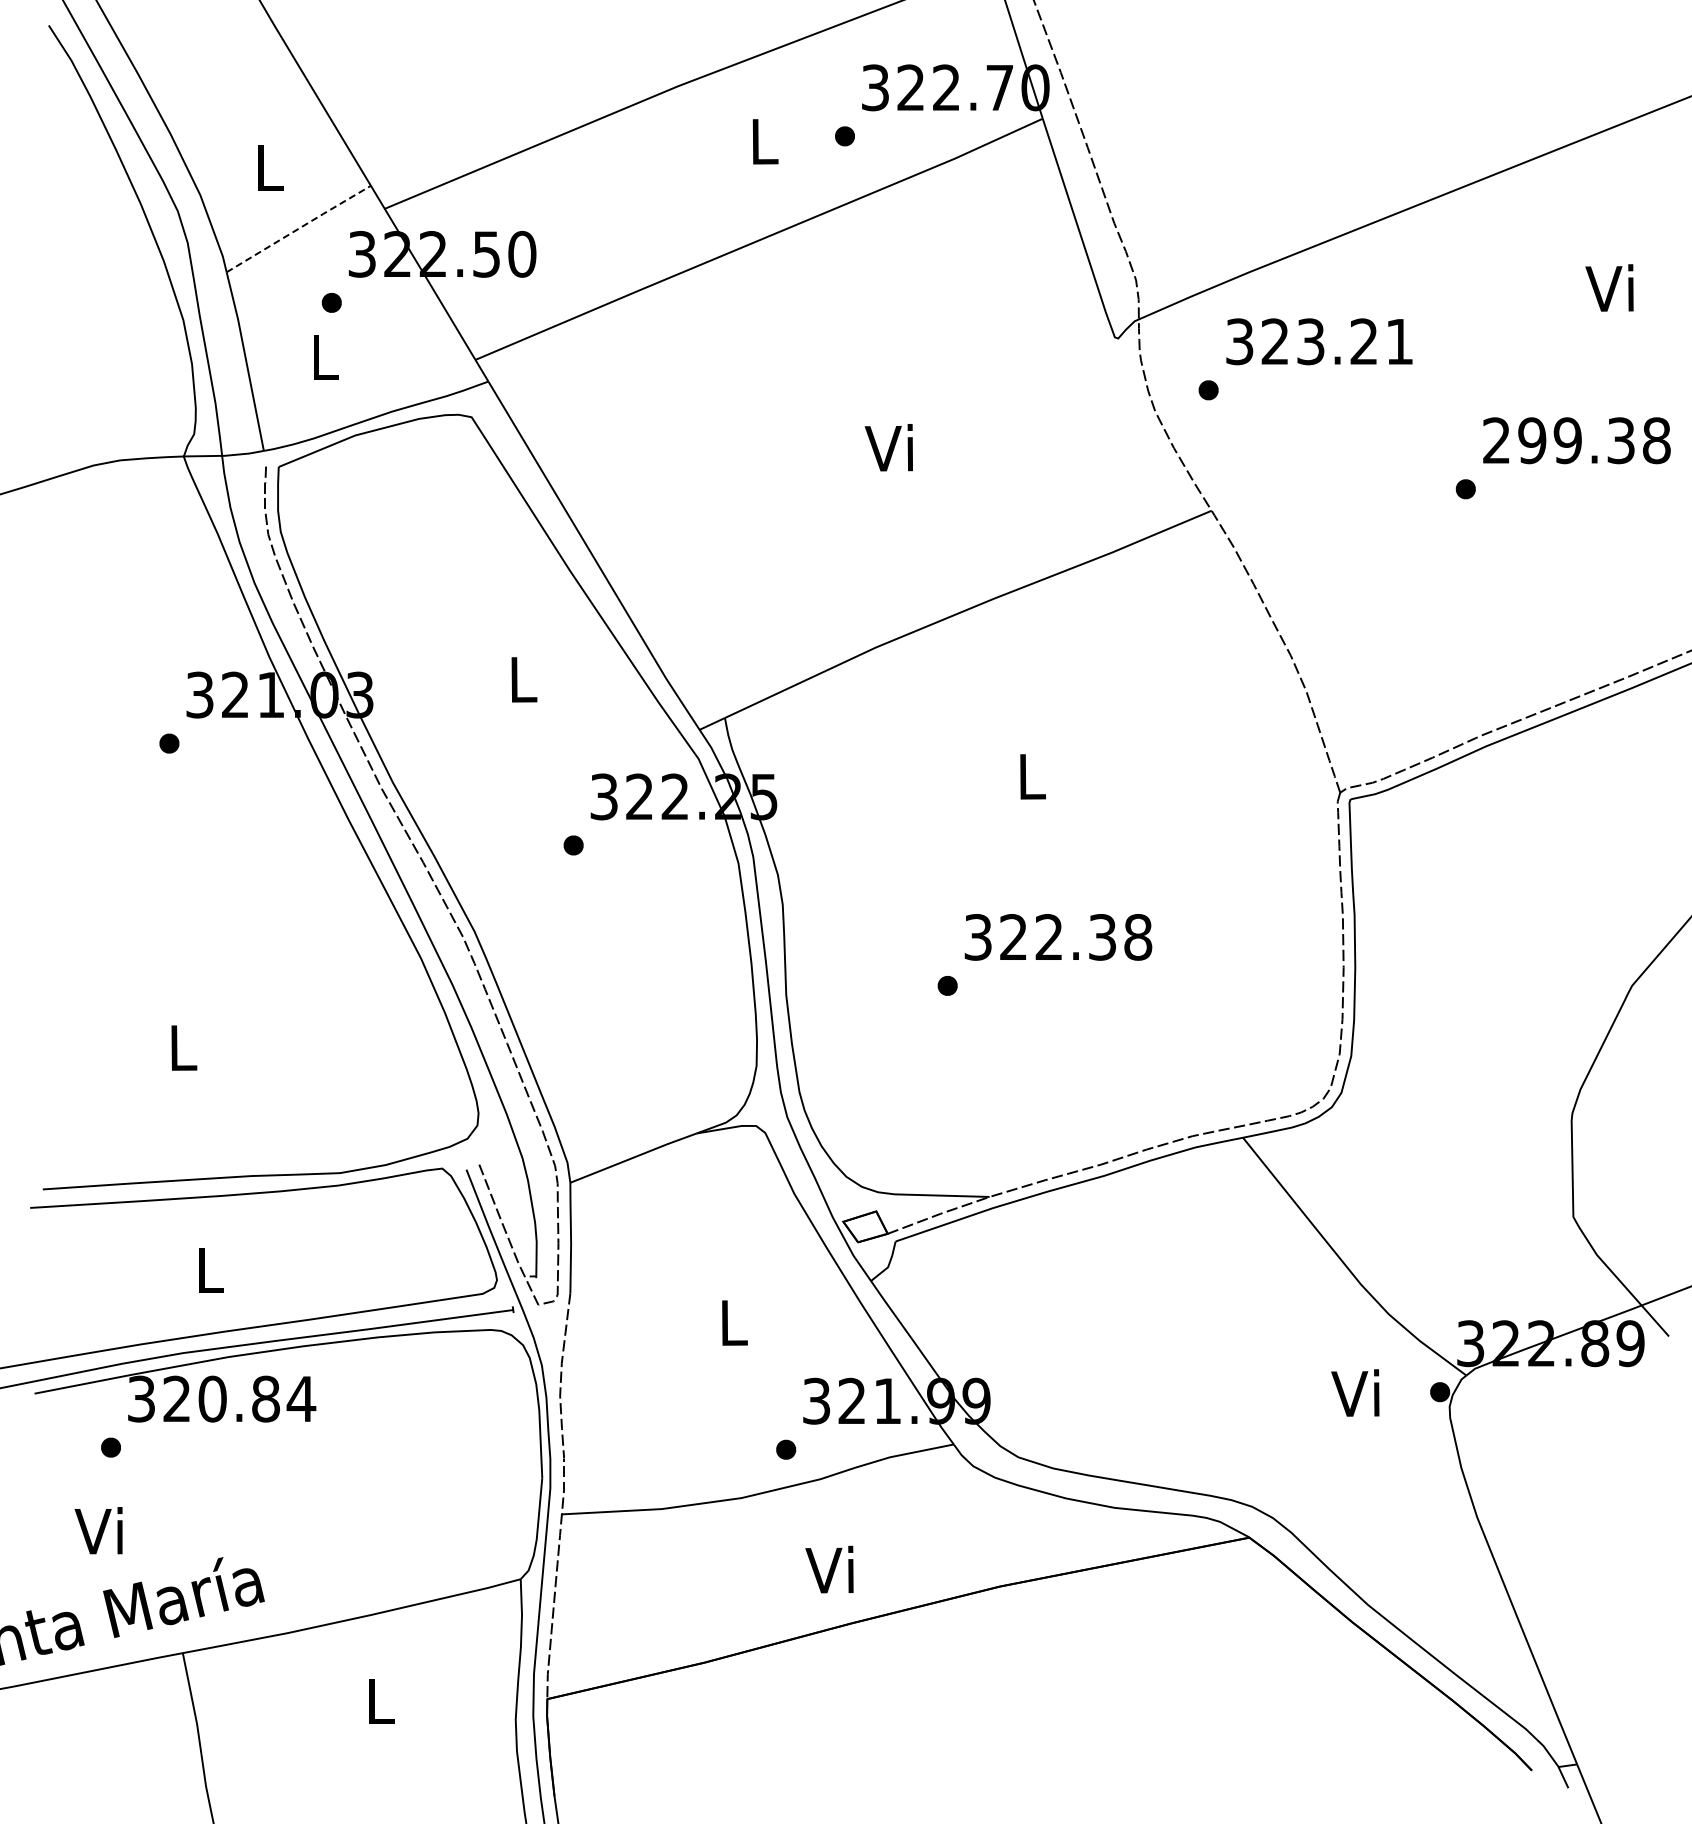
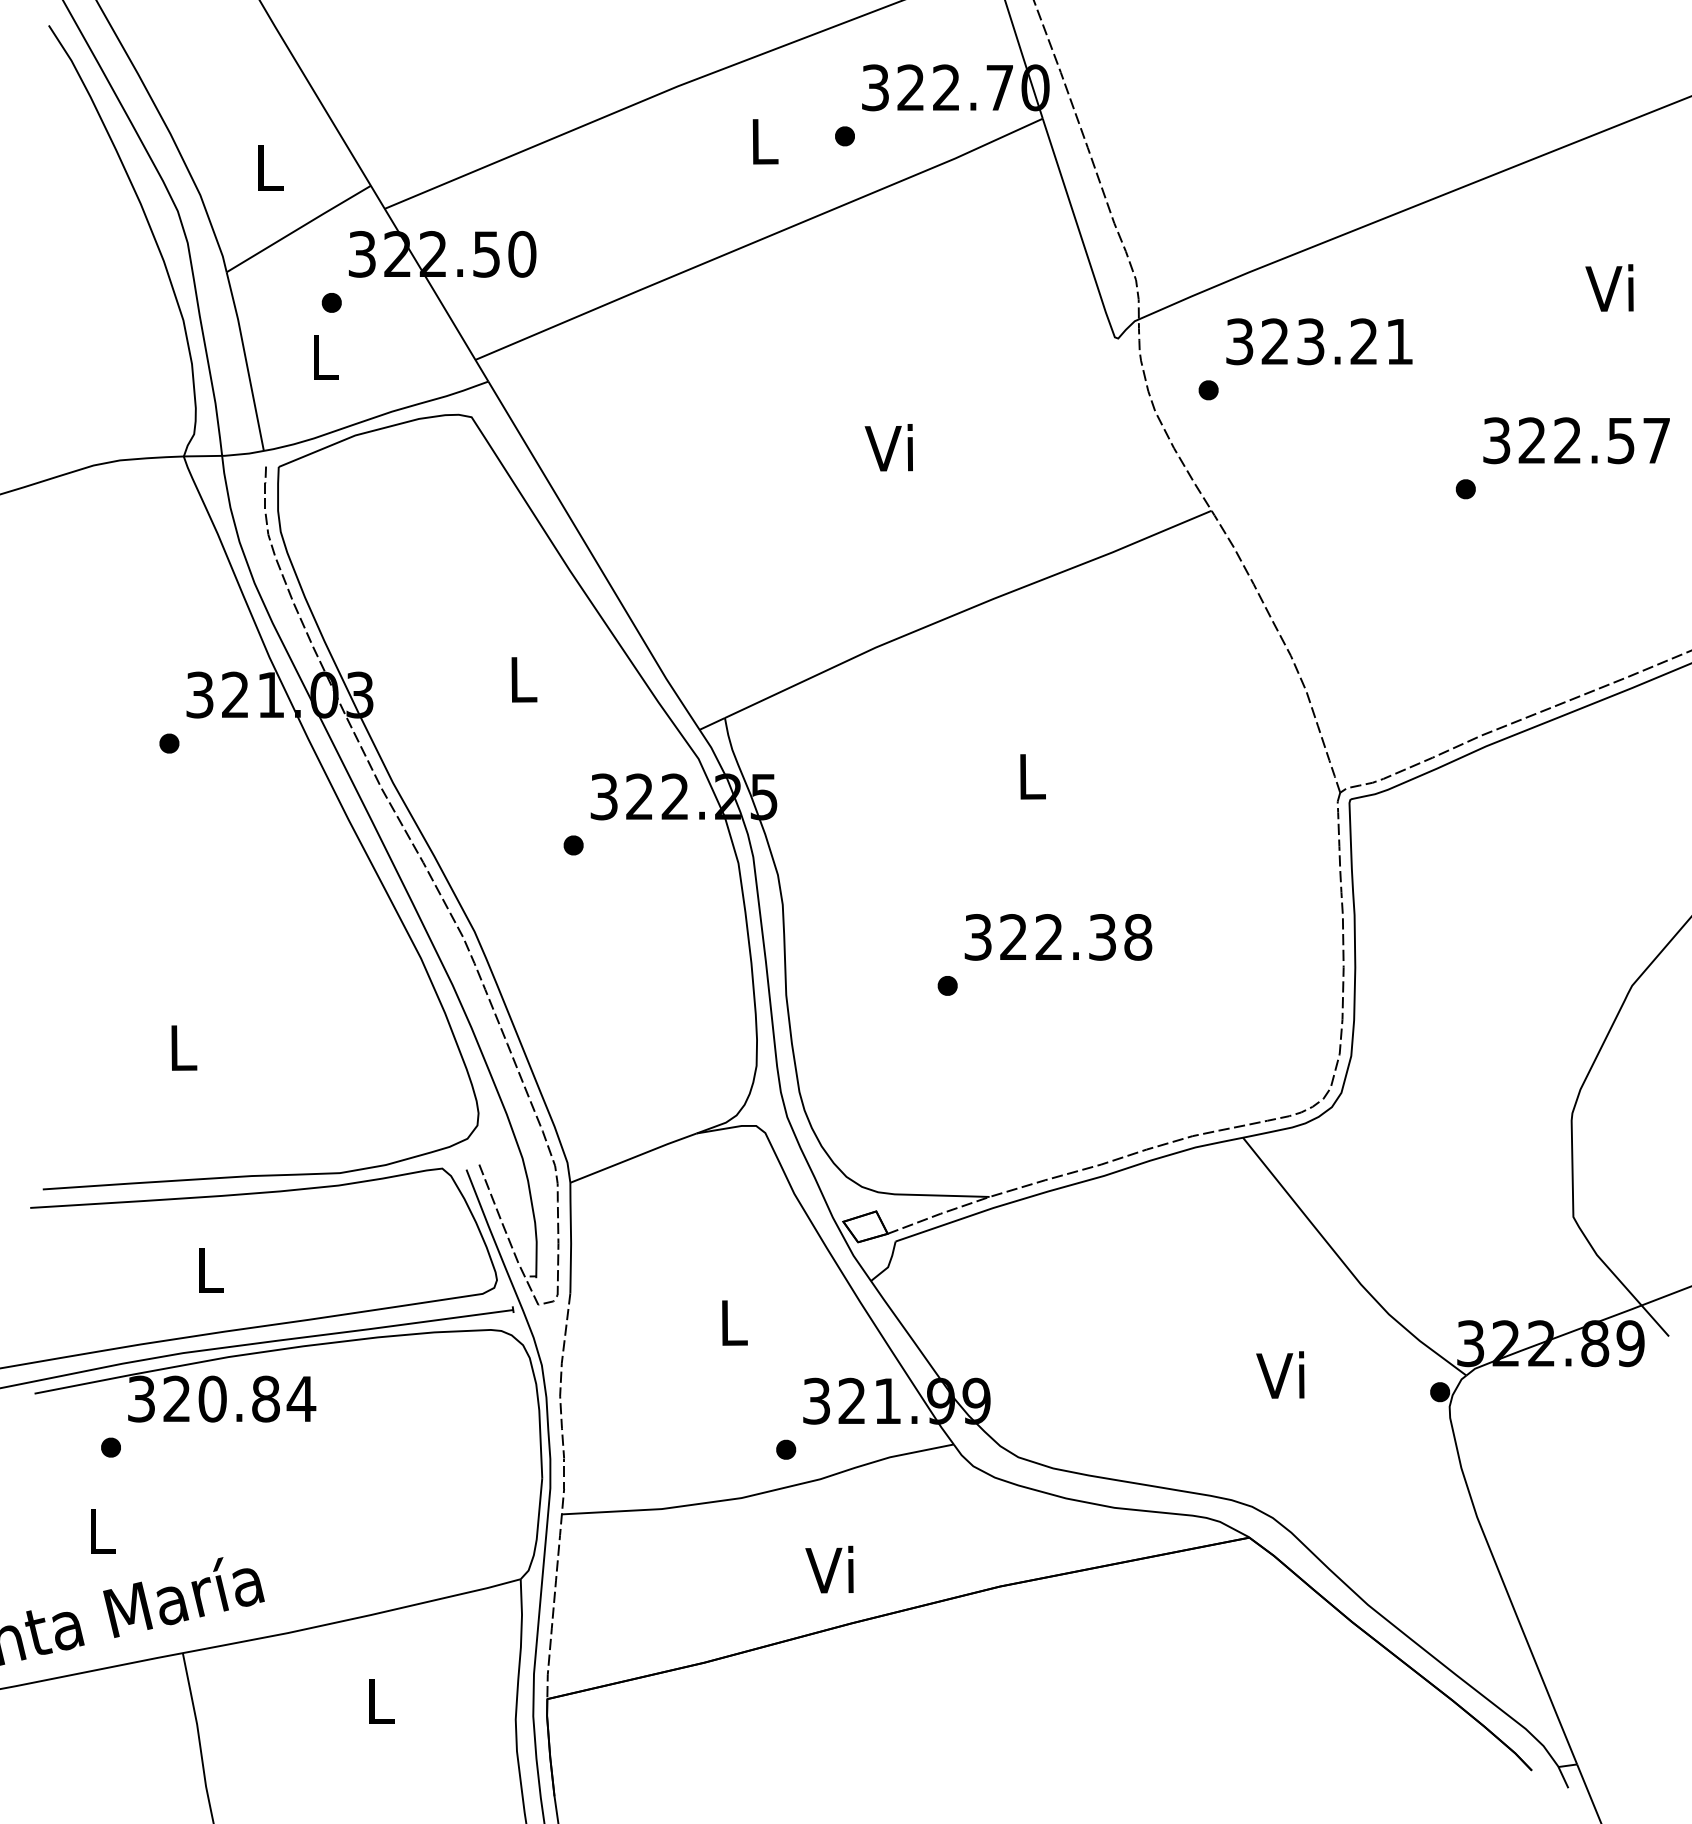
line: dashed -> solid (299, 228)
text: 299.38 -> 322.57 (1576, 440)
text position: (1355, 1392) -> (1280, 1374) (1280, 1374)
text: Vi -> L (98, 1530)
